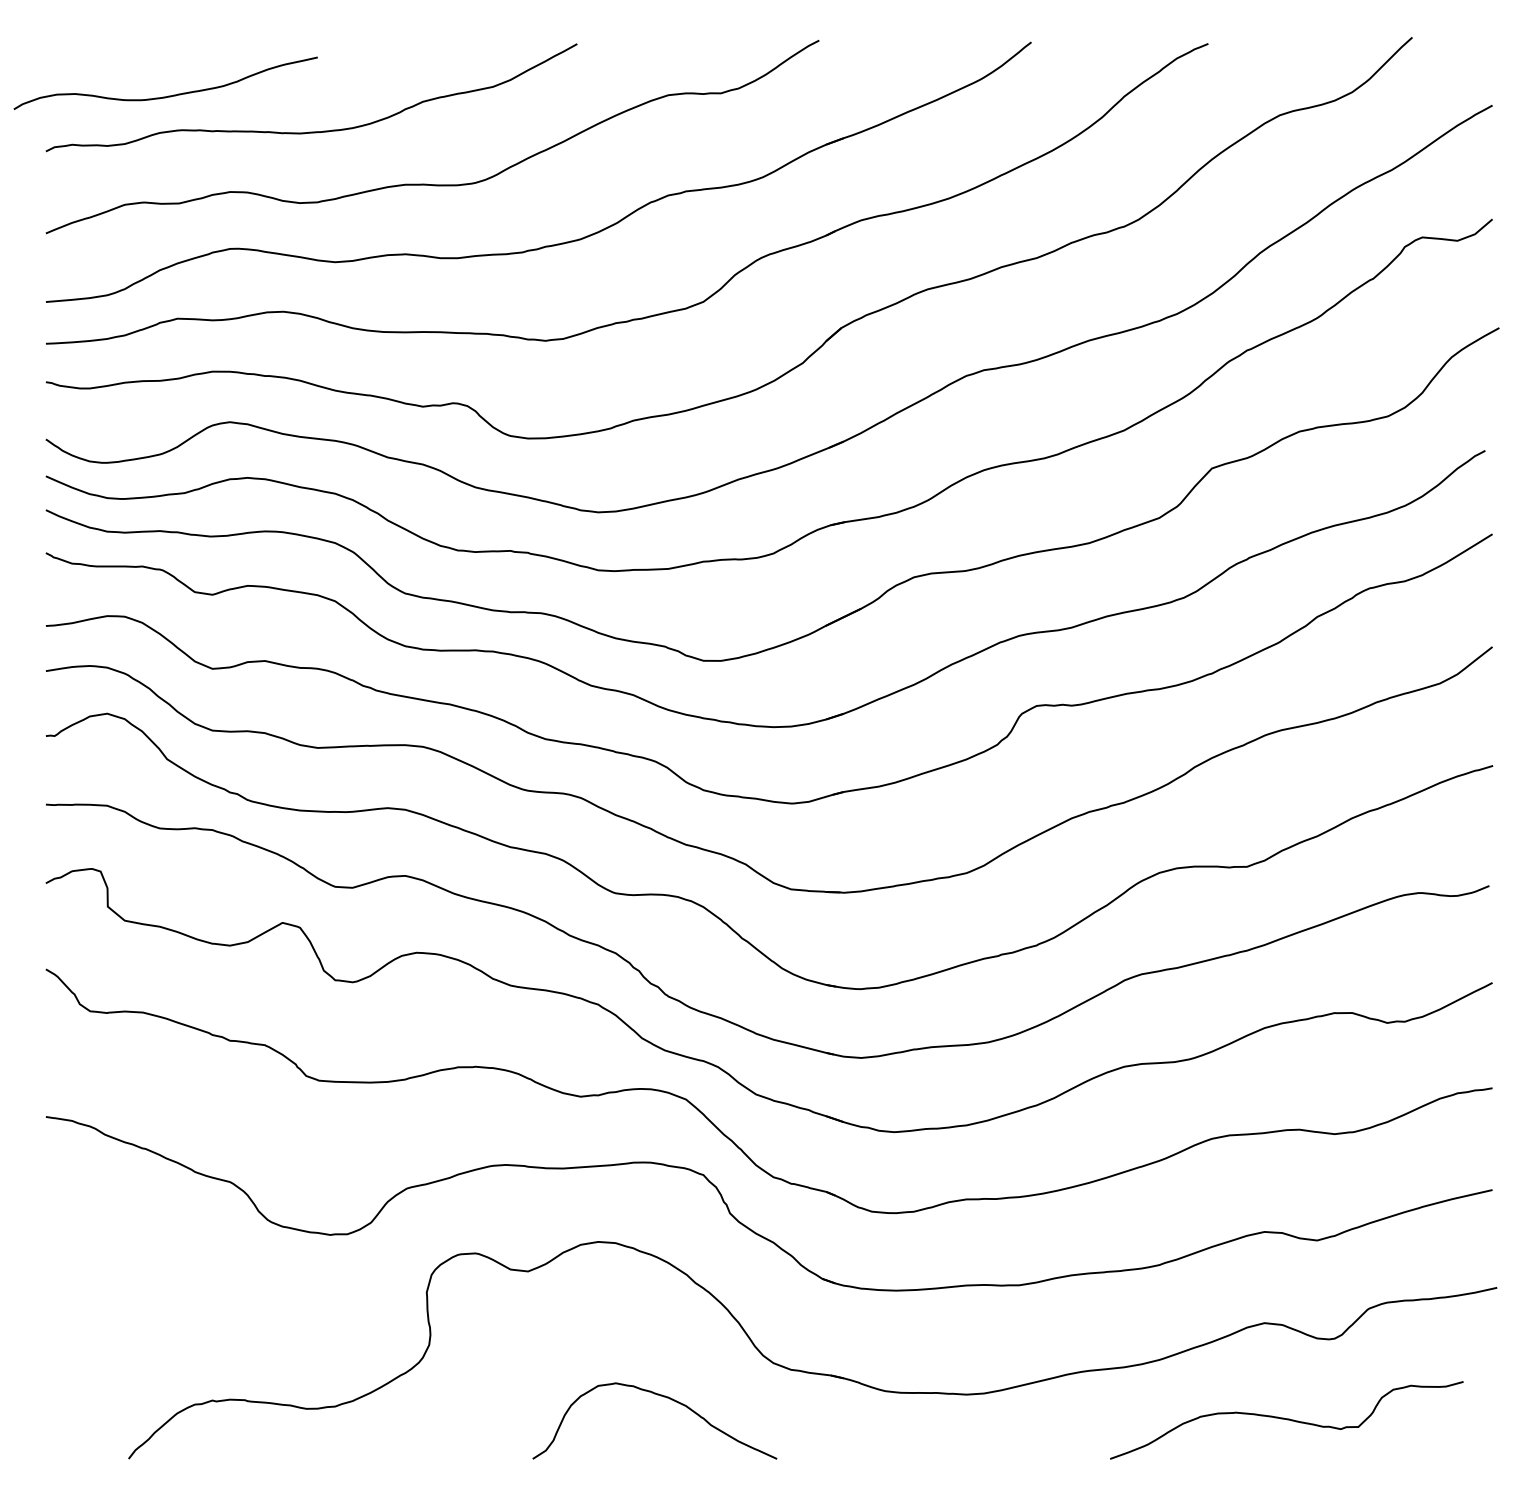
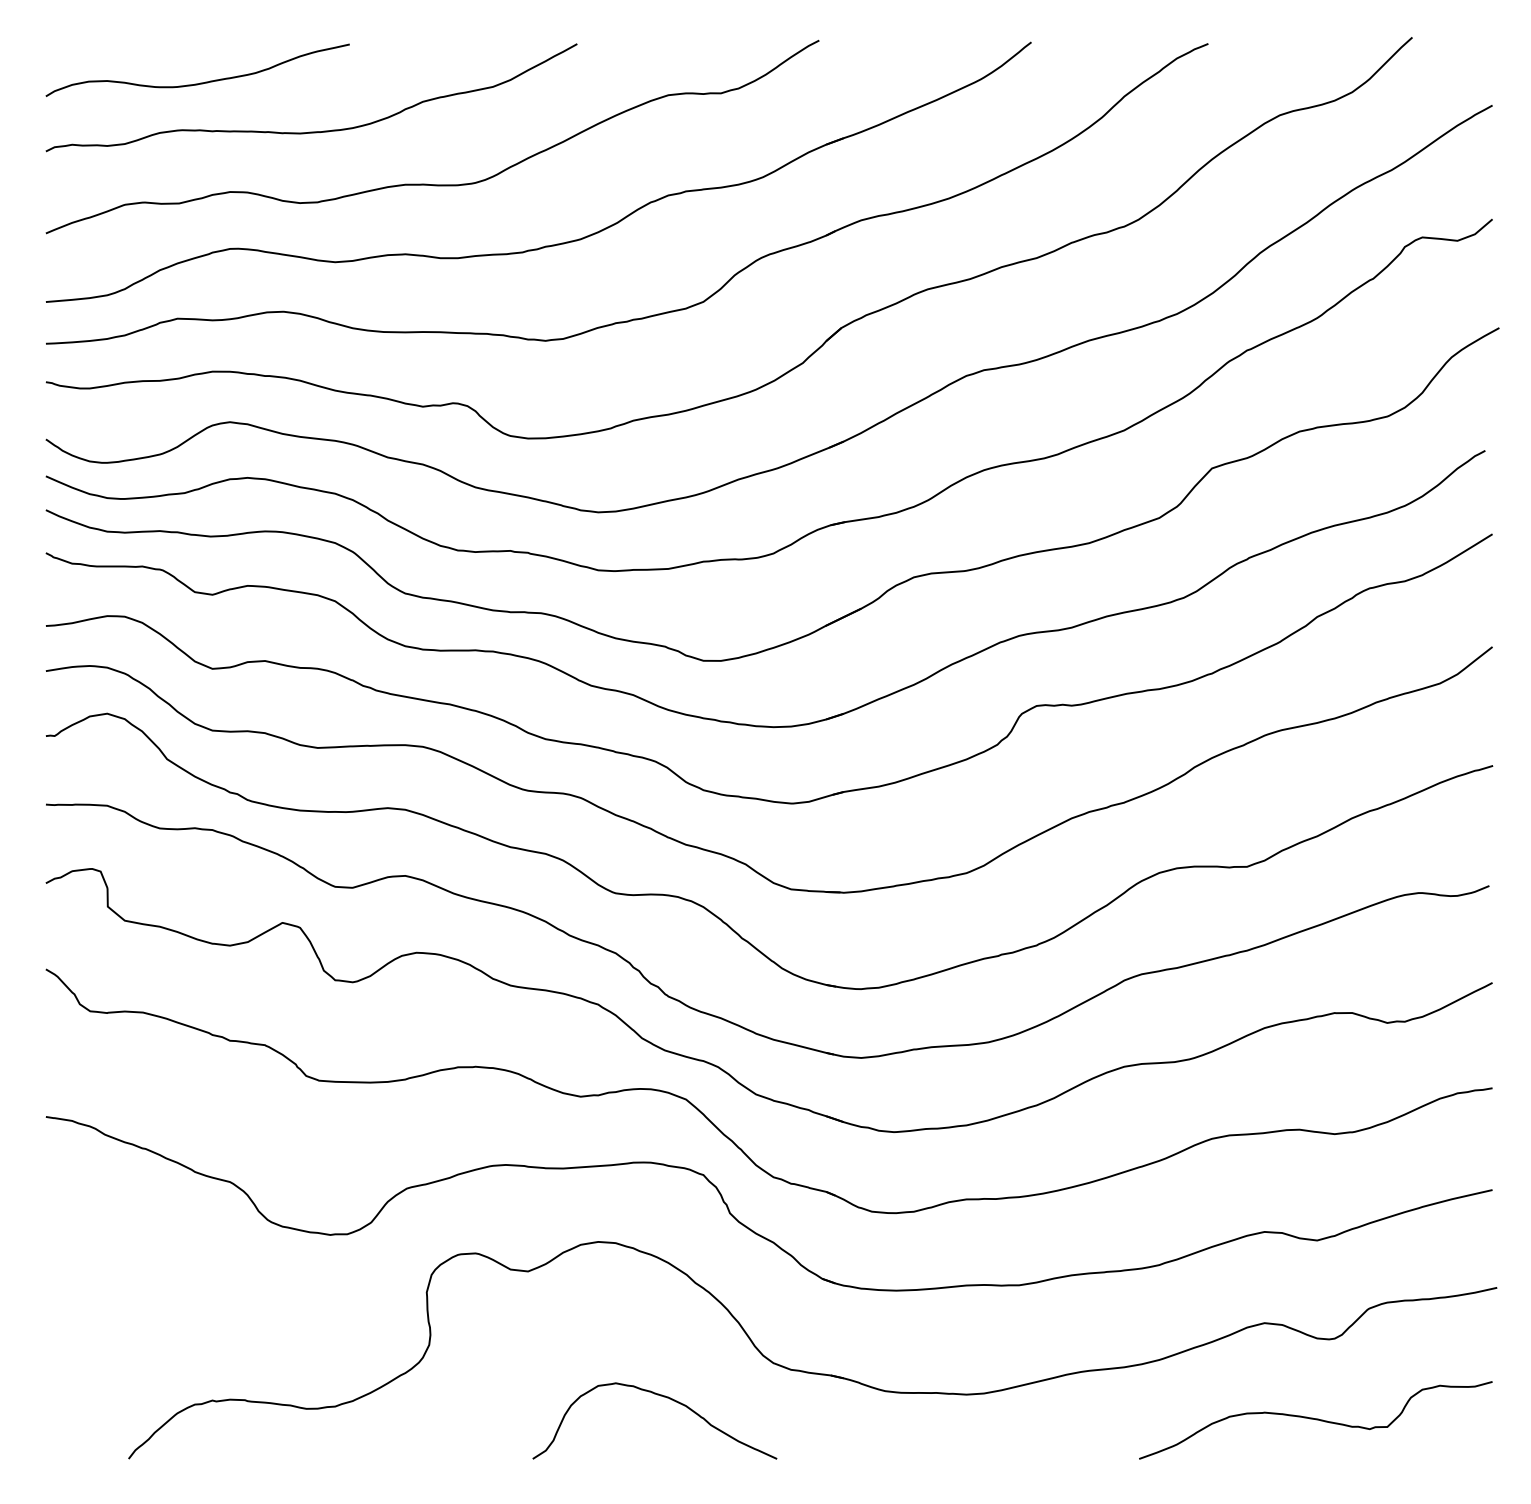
curve position: (168, 95) -> (200, 82) (200, 82)
curve position: (1286, 1419) -> (1315, 1419) (1315, 1419)
